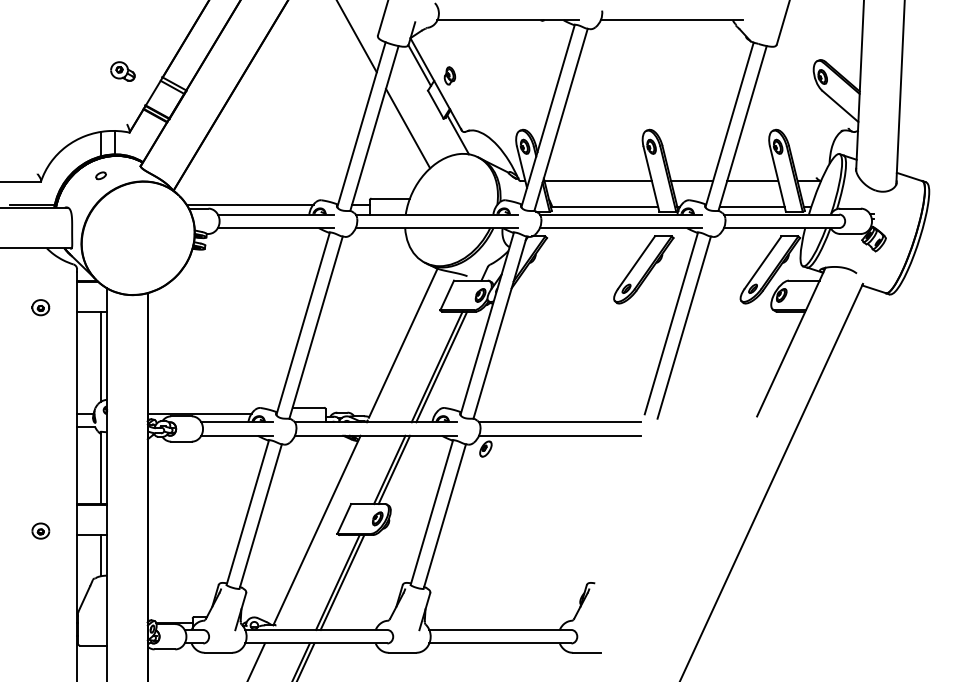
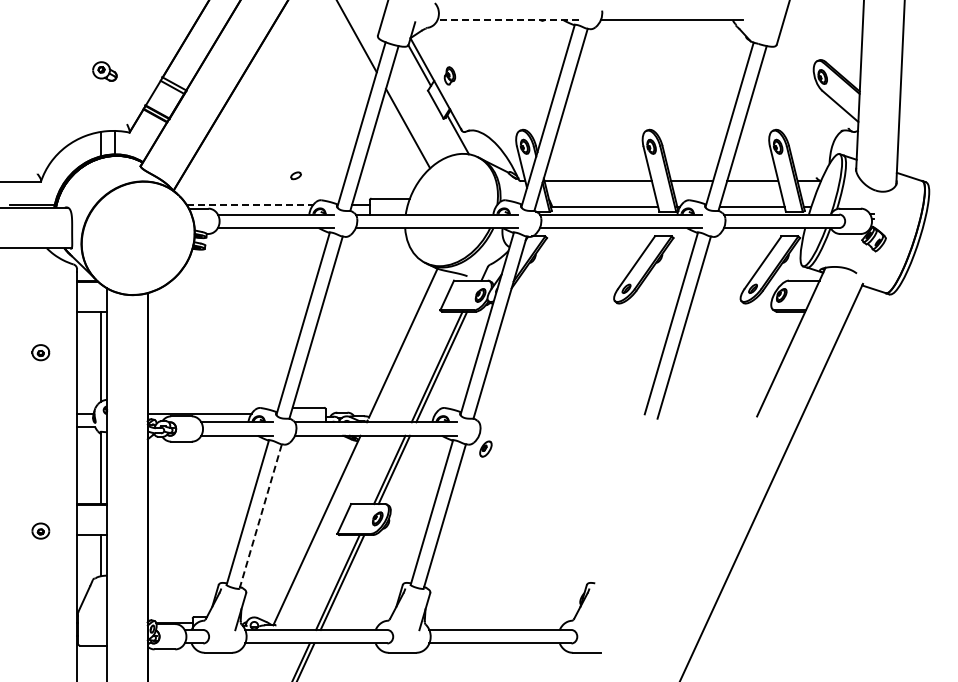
line: solid -> dashed (508, 20)
part position: (122, 71) -> (104, 71) (104, 71)
part position: (100, 175) -> (295, 175) (295, 175)
line: solid -> dashed (250, 204)
part position: (40, 307) -> (40, 352) (40, 352)
line: present -> none (559, 422)
line: present -> none (560, 435)
line: solid -> dashed (260, 516)
line: present -> none (256, 660)
